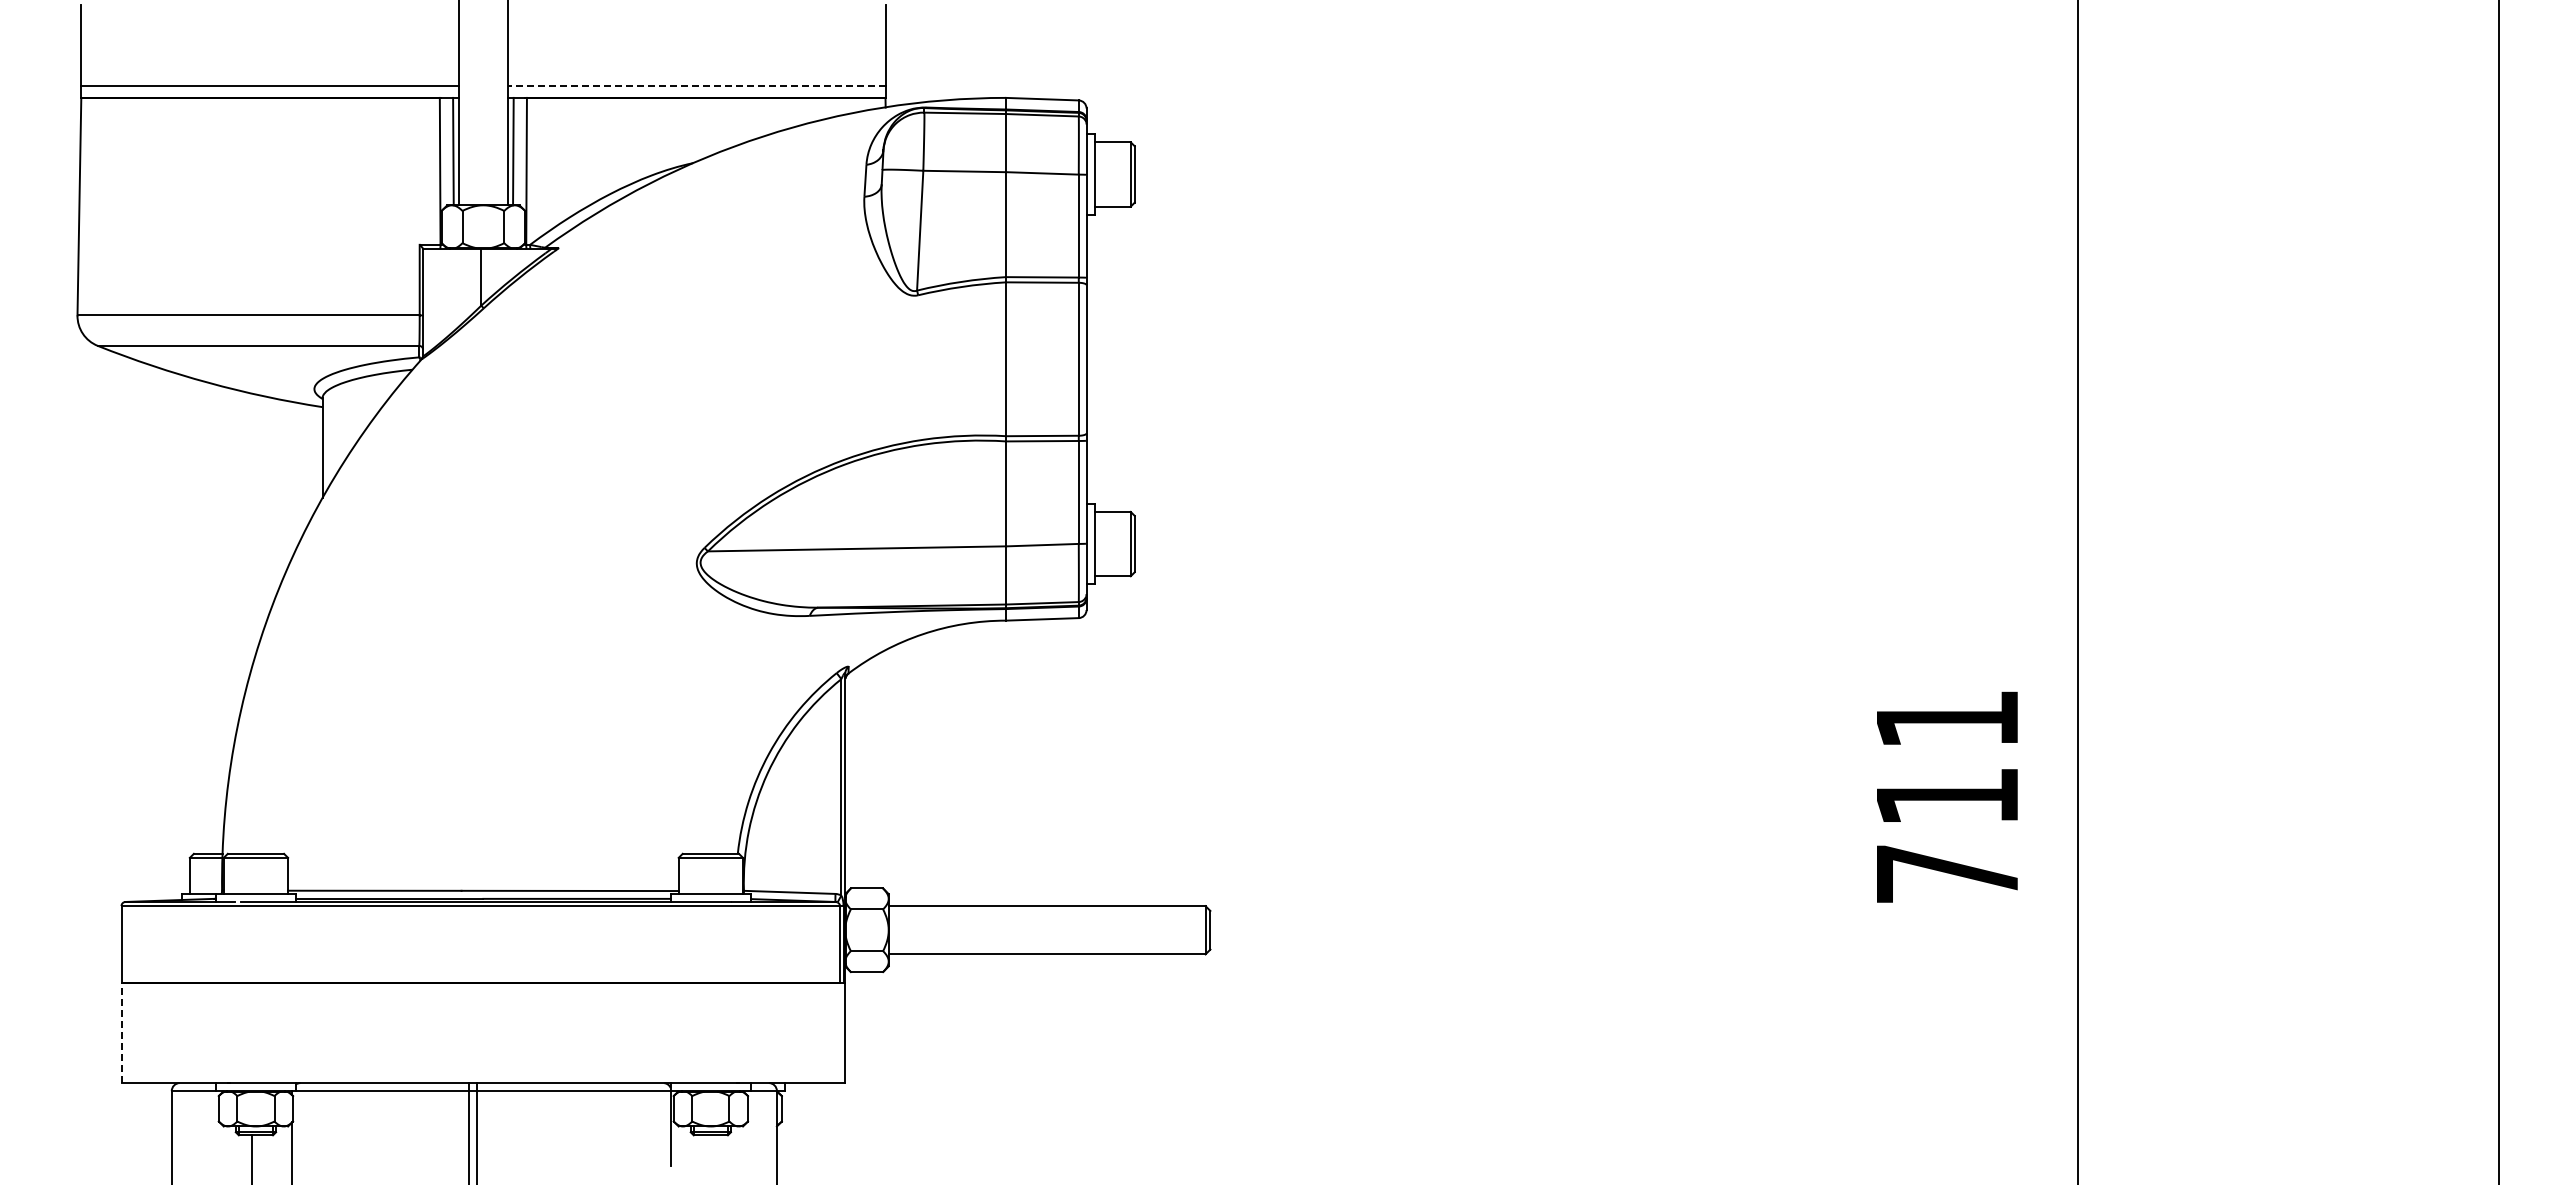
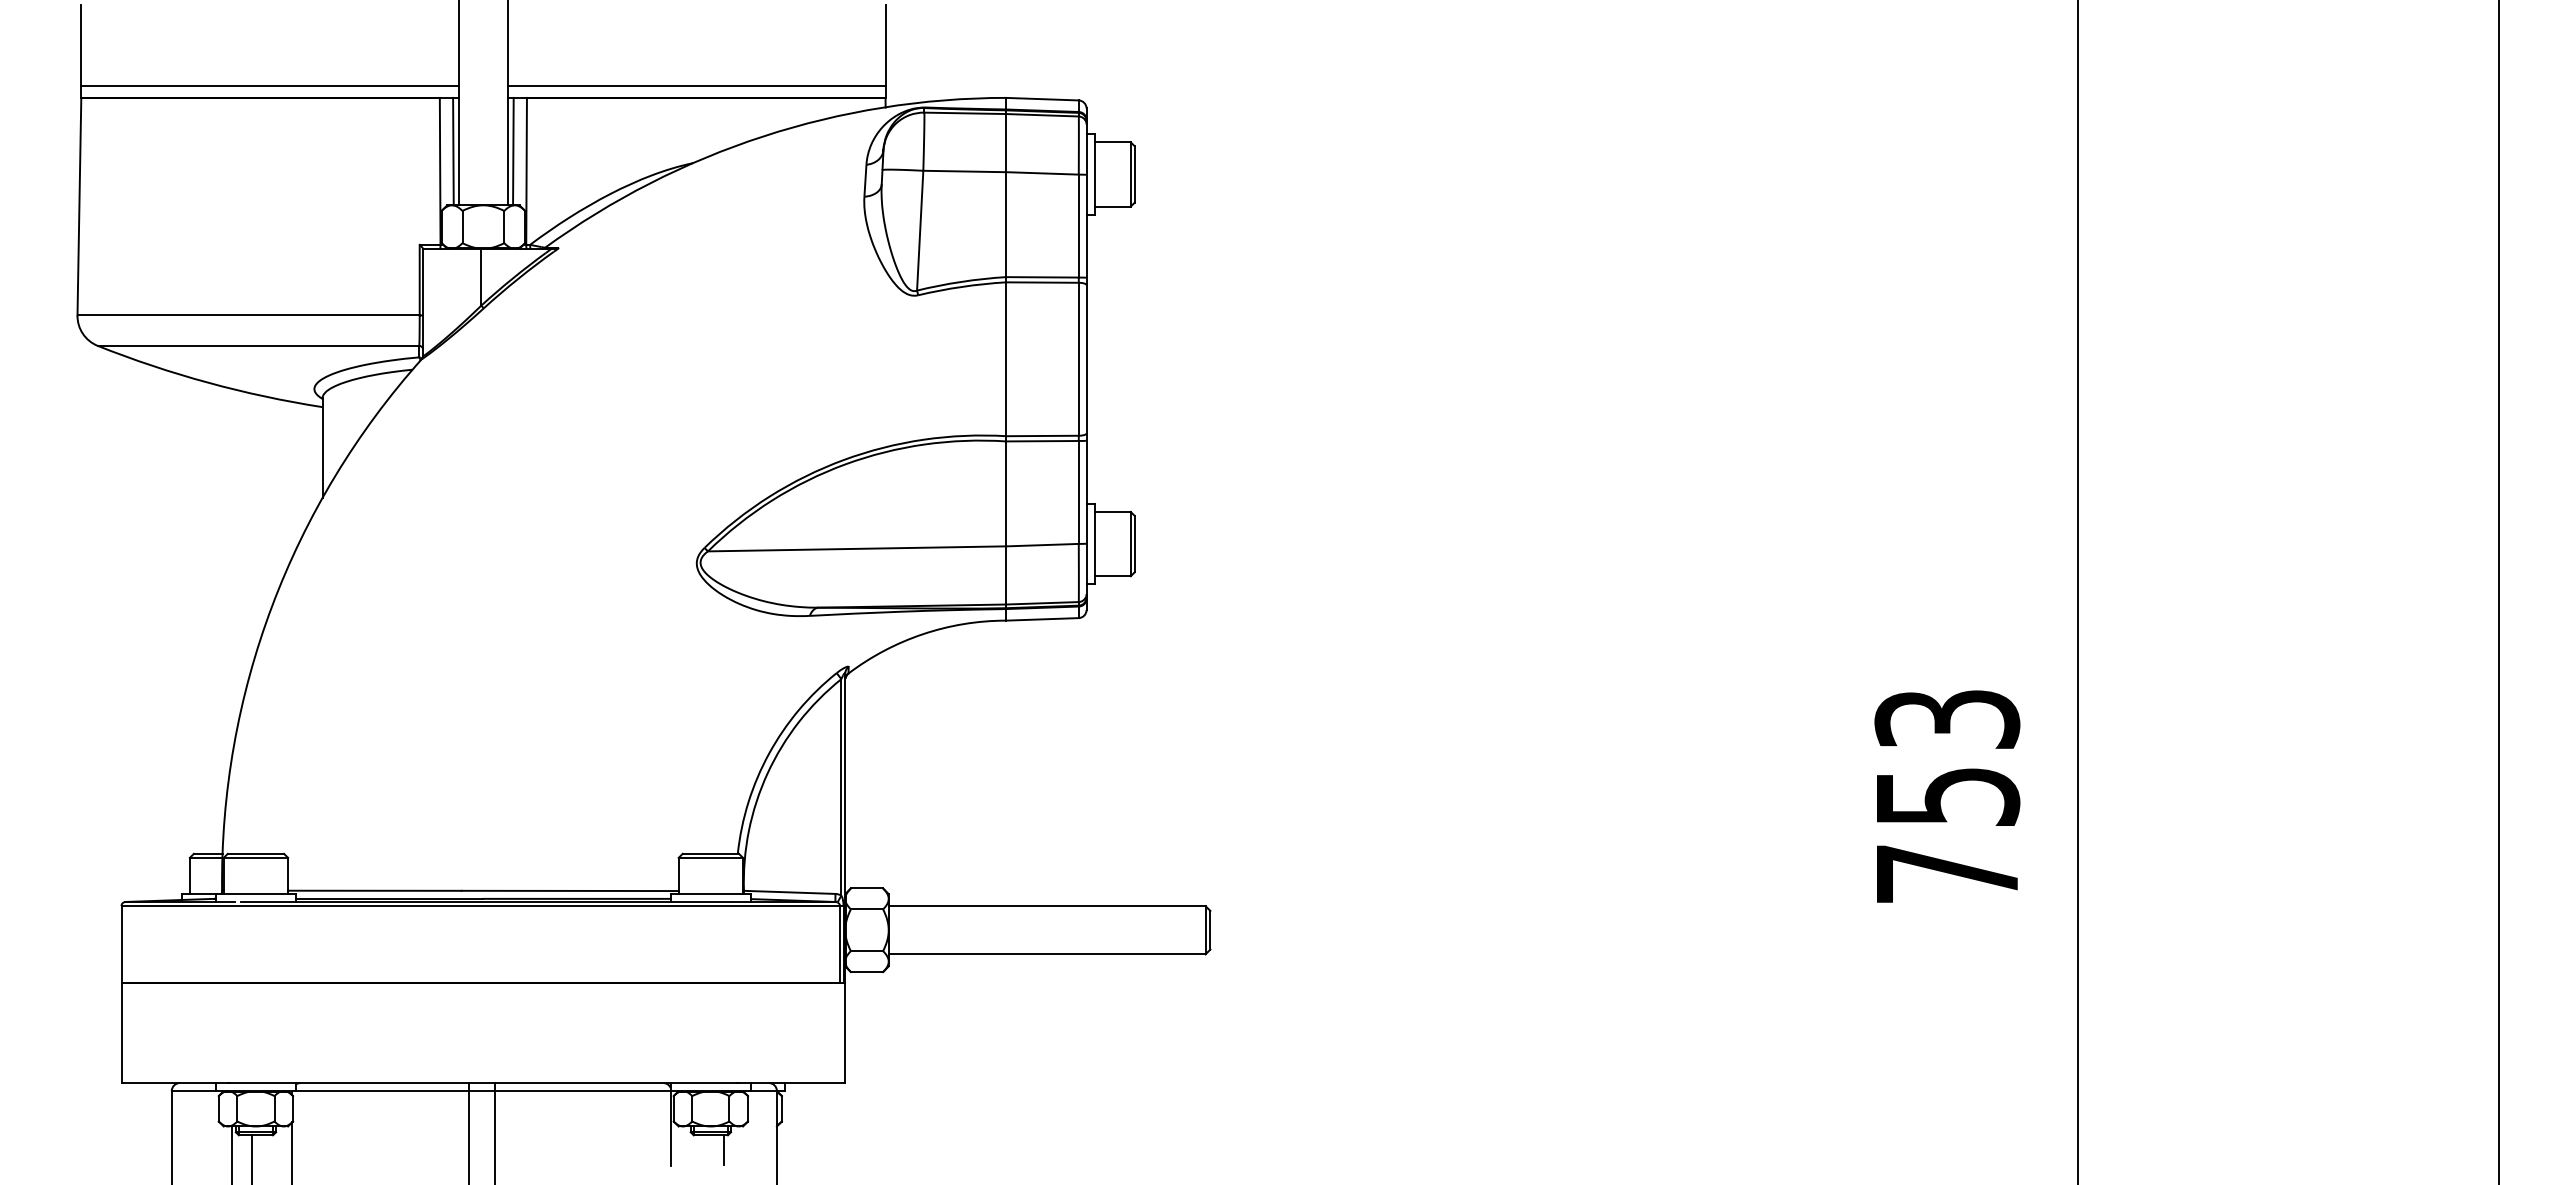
line: dashed -> solid (696, 85)
text: 711 -> 753 (1947, 757)
line: dashed -> solid (121, 1032)
line position: (477, 1132) -> (495, 1132) (495, 1132)
line: none -> present (723, 1149)
line: none -> present (232, 1153)
